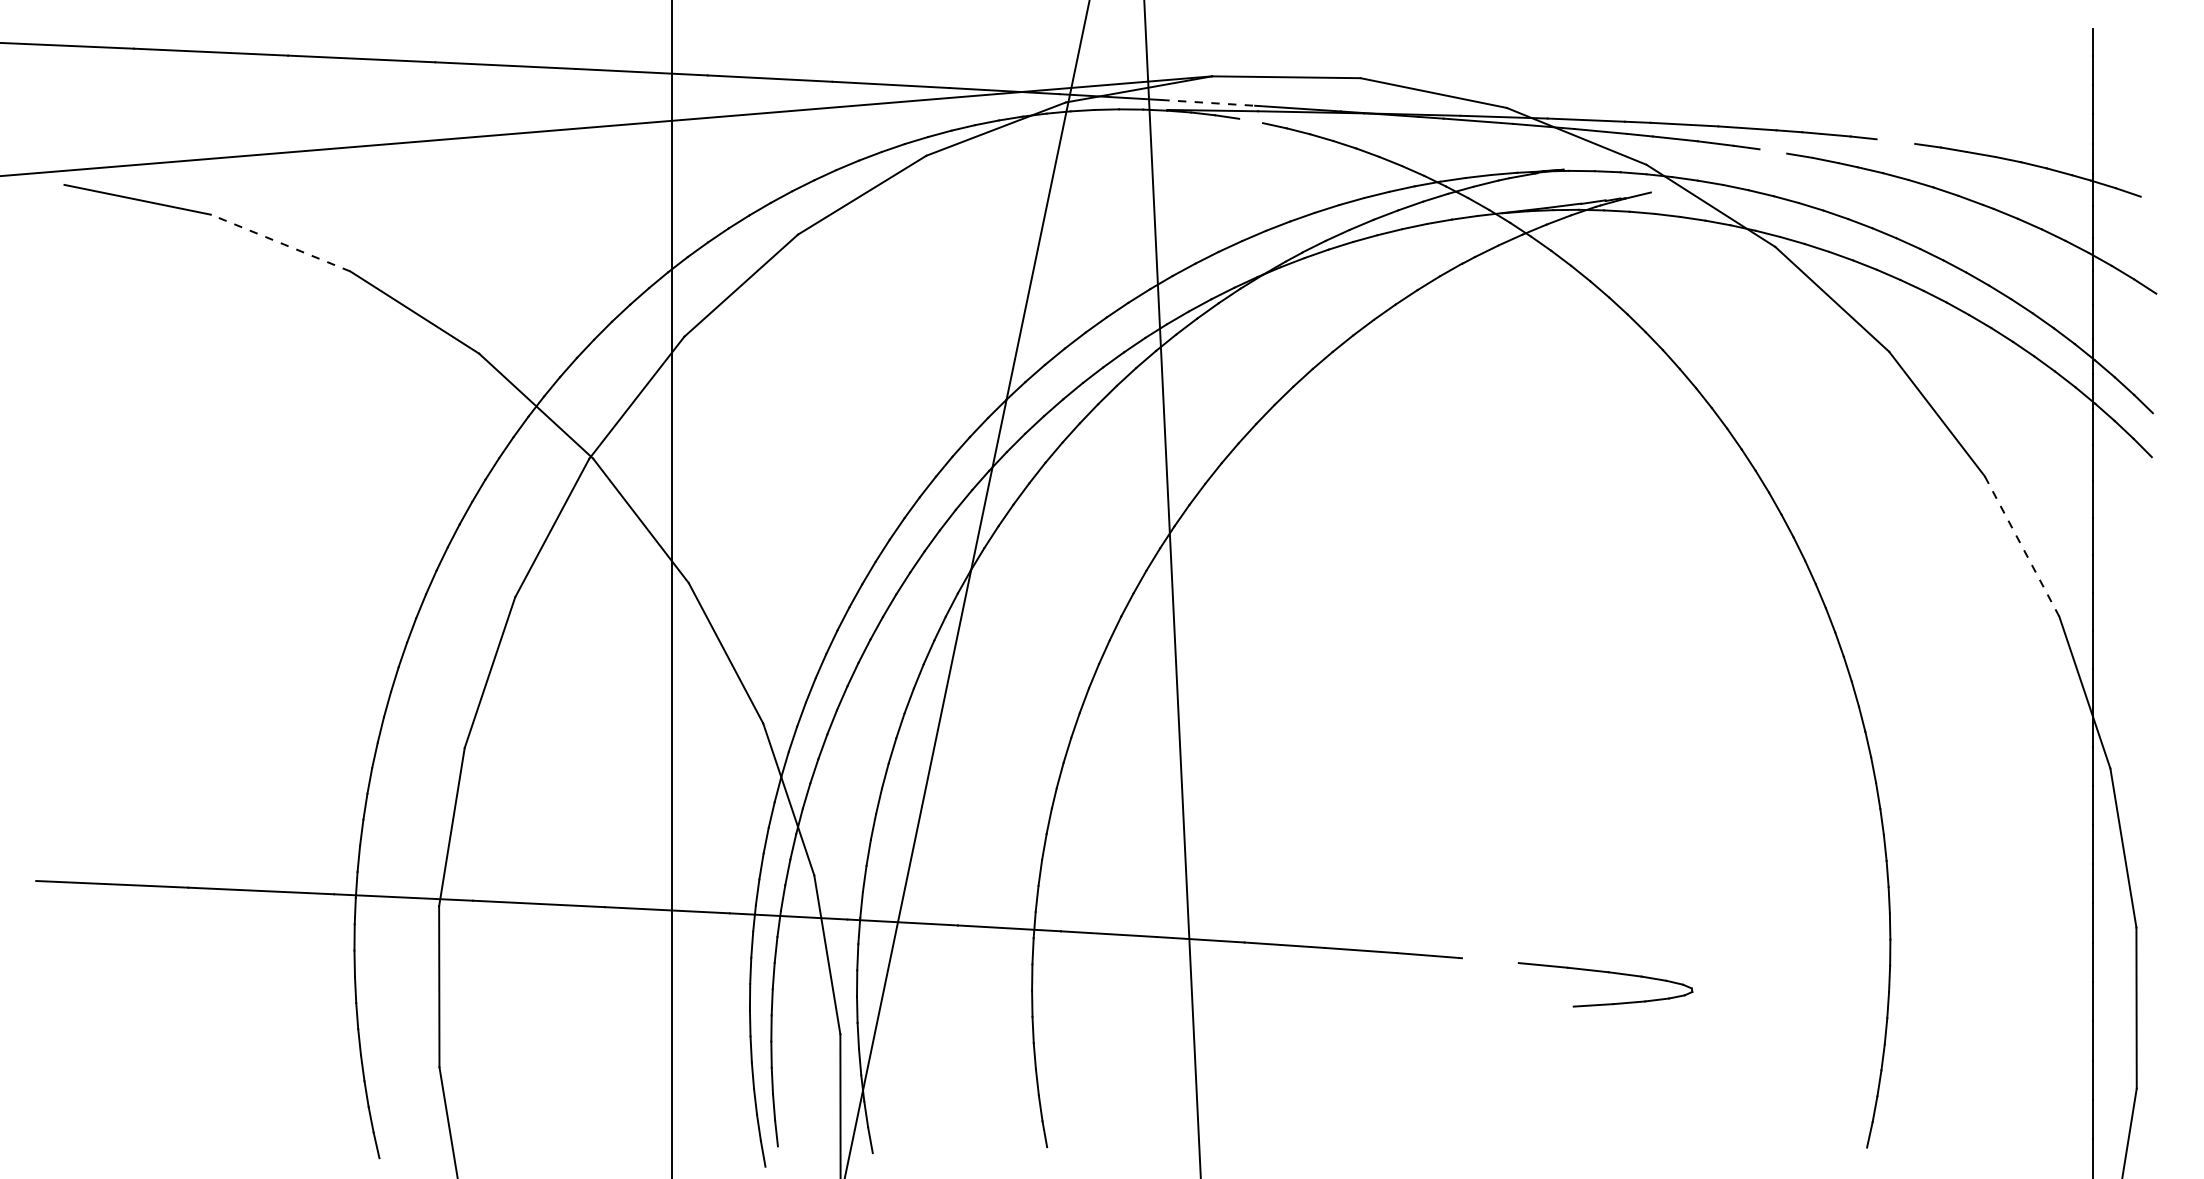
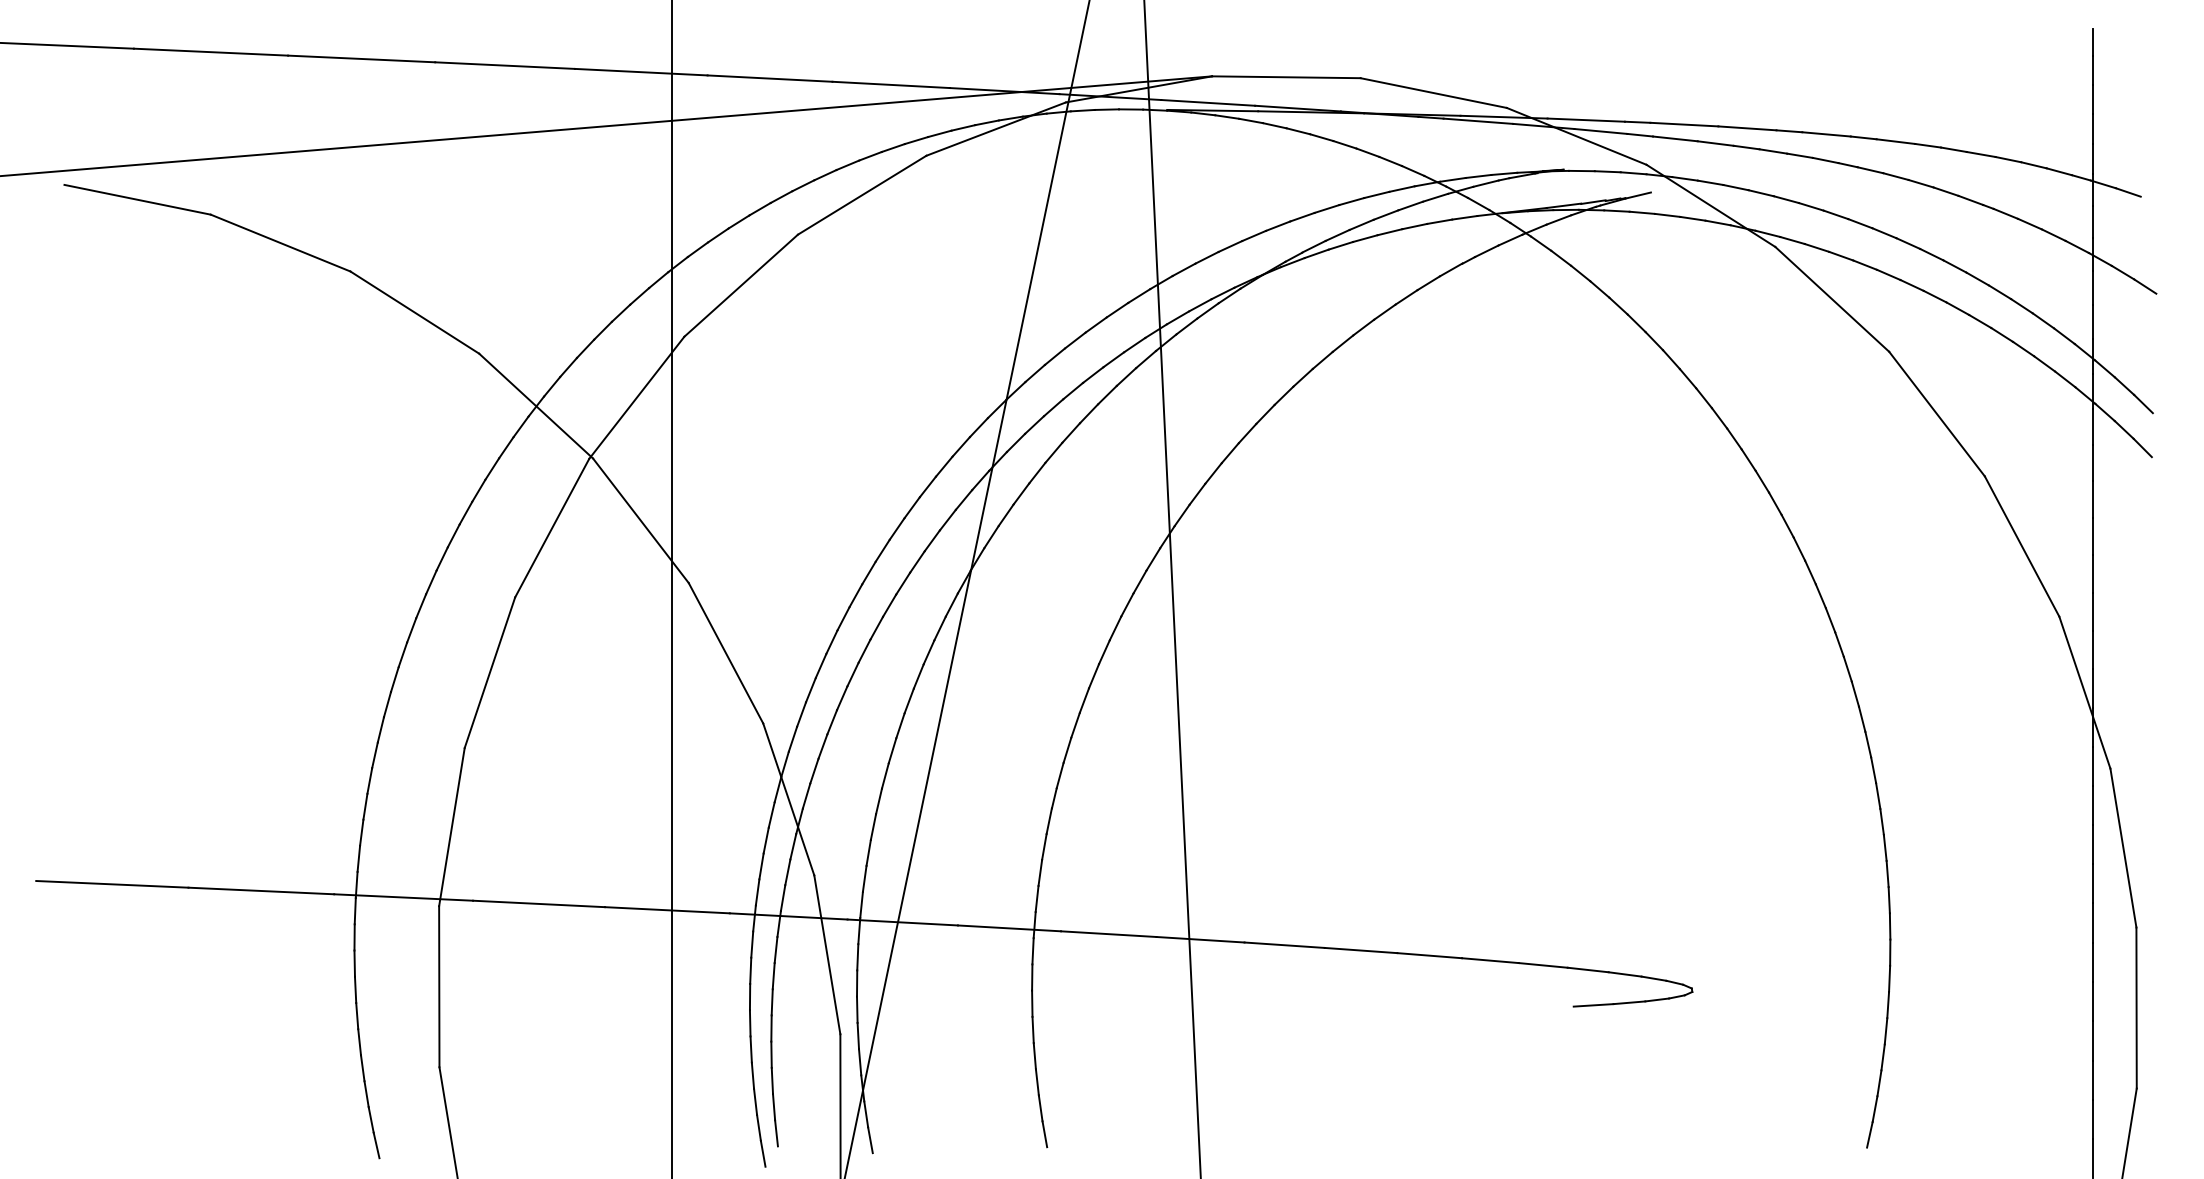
line: dashed -> solid (1208, 102)
line: none -> present (1251, 120)
line: none -> present (1895, 141)
line: none -> present (1773, 151)
line: dashed -> solid (280, 242)
line: dashed -> solid (2021, 546)
line: none -> present (1489, 960)
